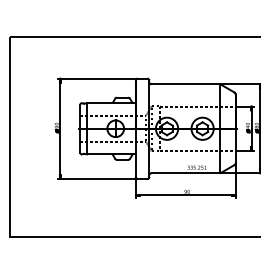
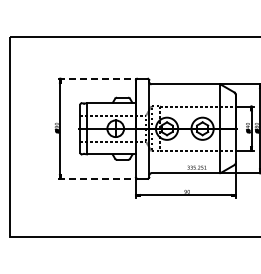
line: solid -> dashed (98, 78)
line: solid -> dashed (98, 178)
